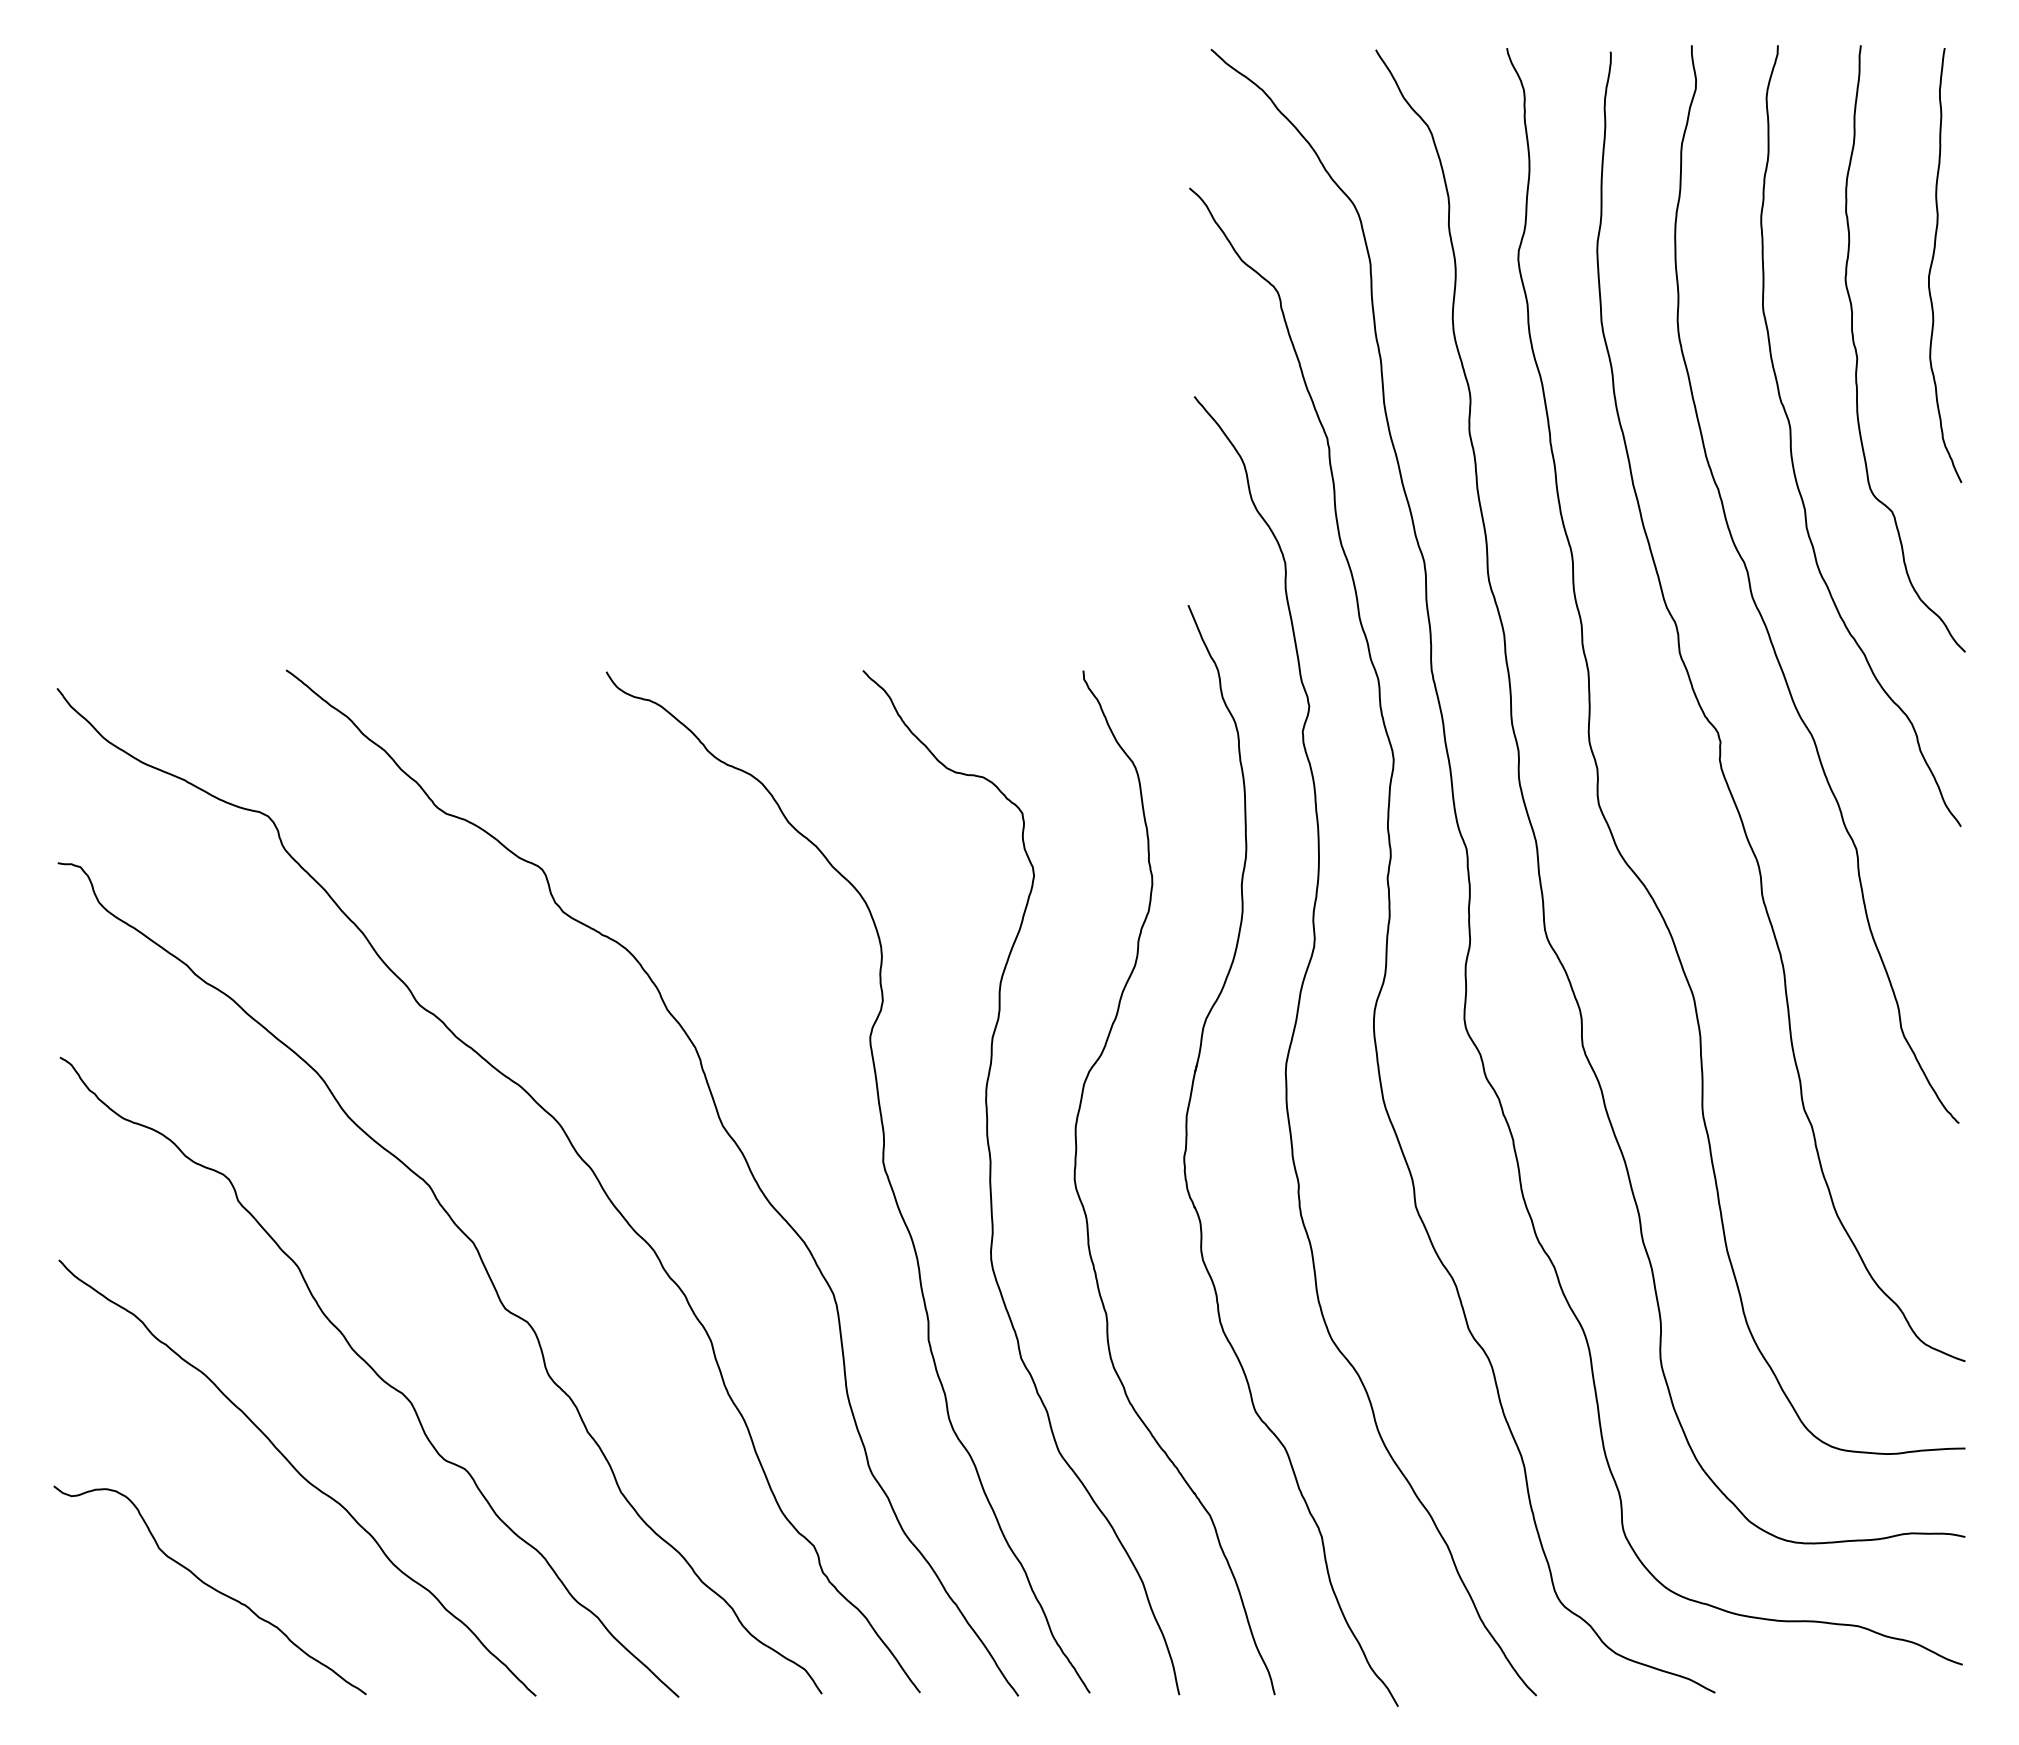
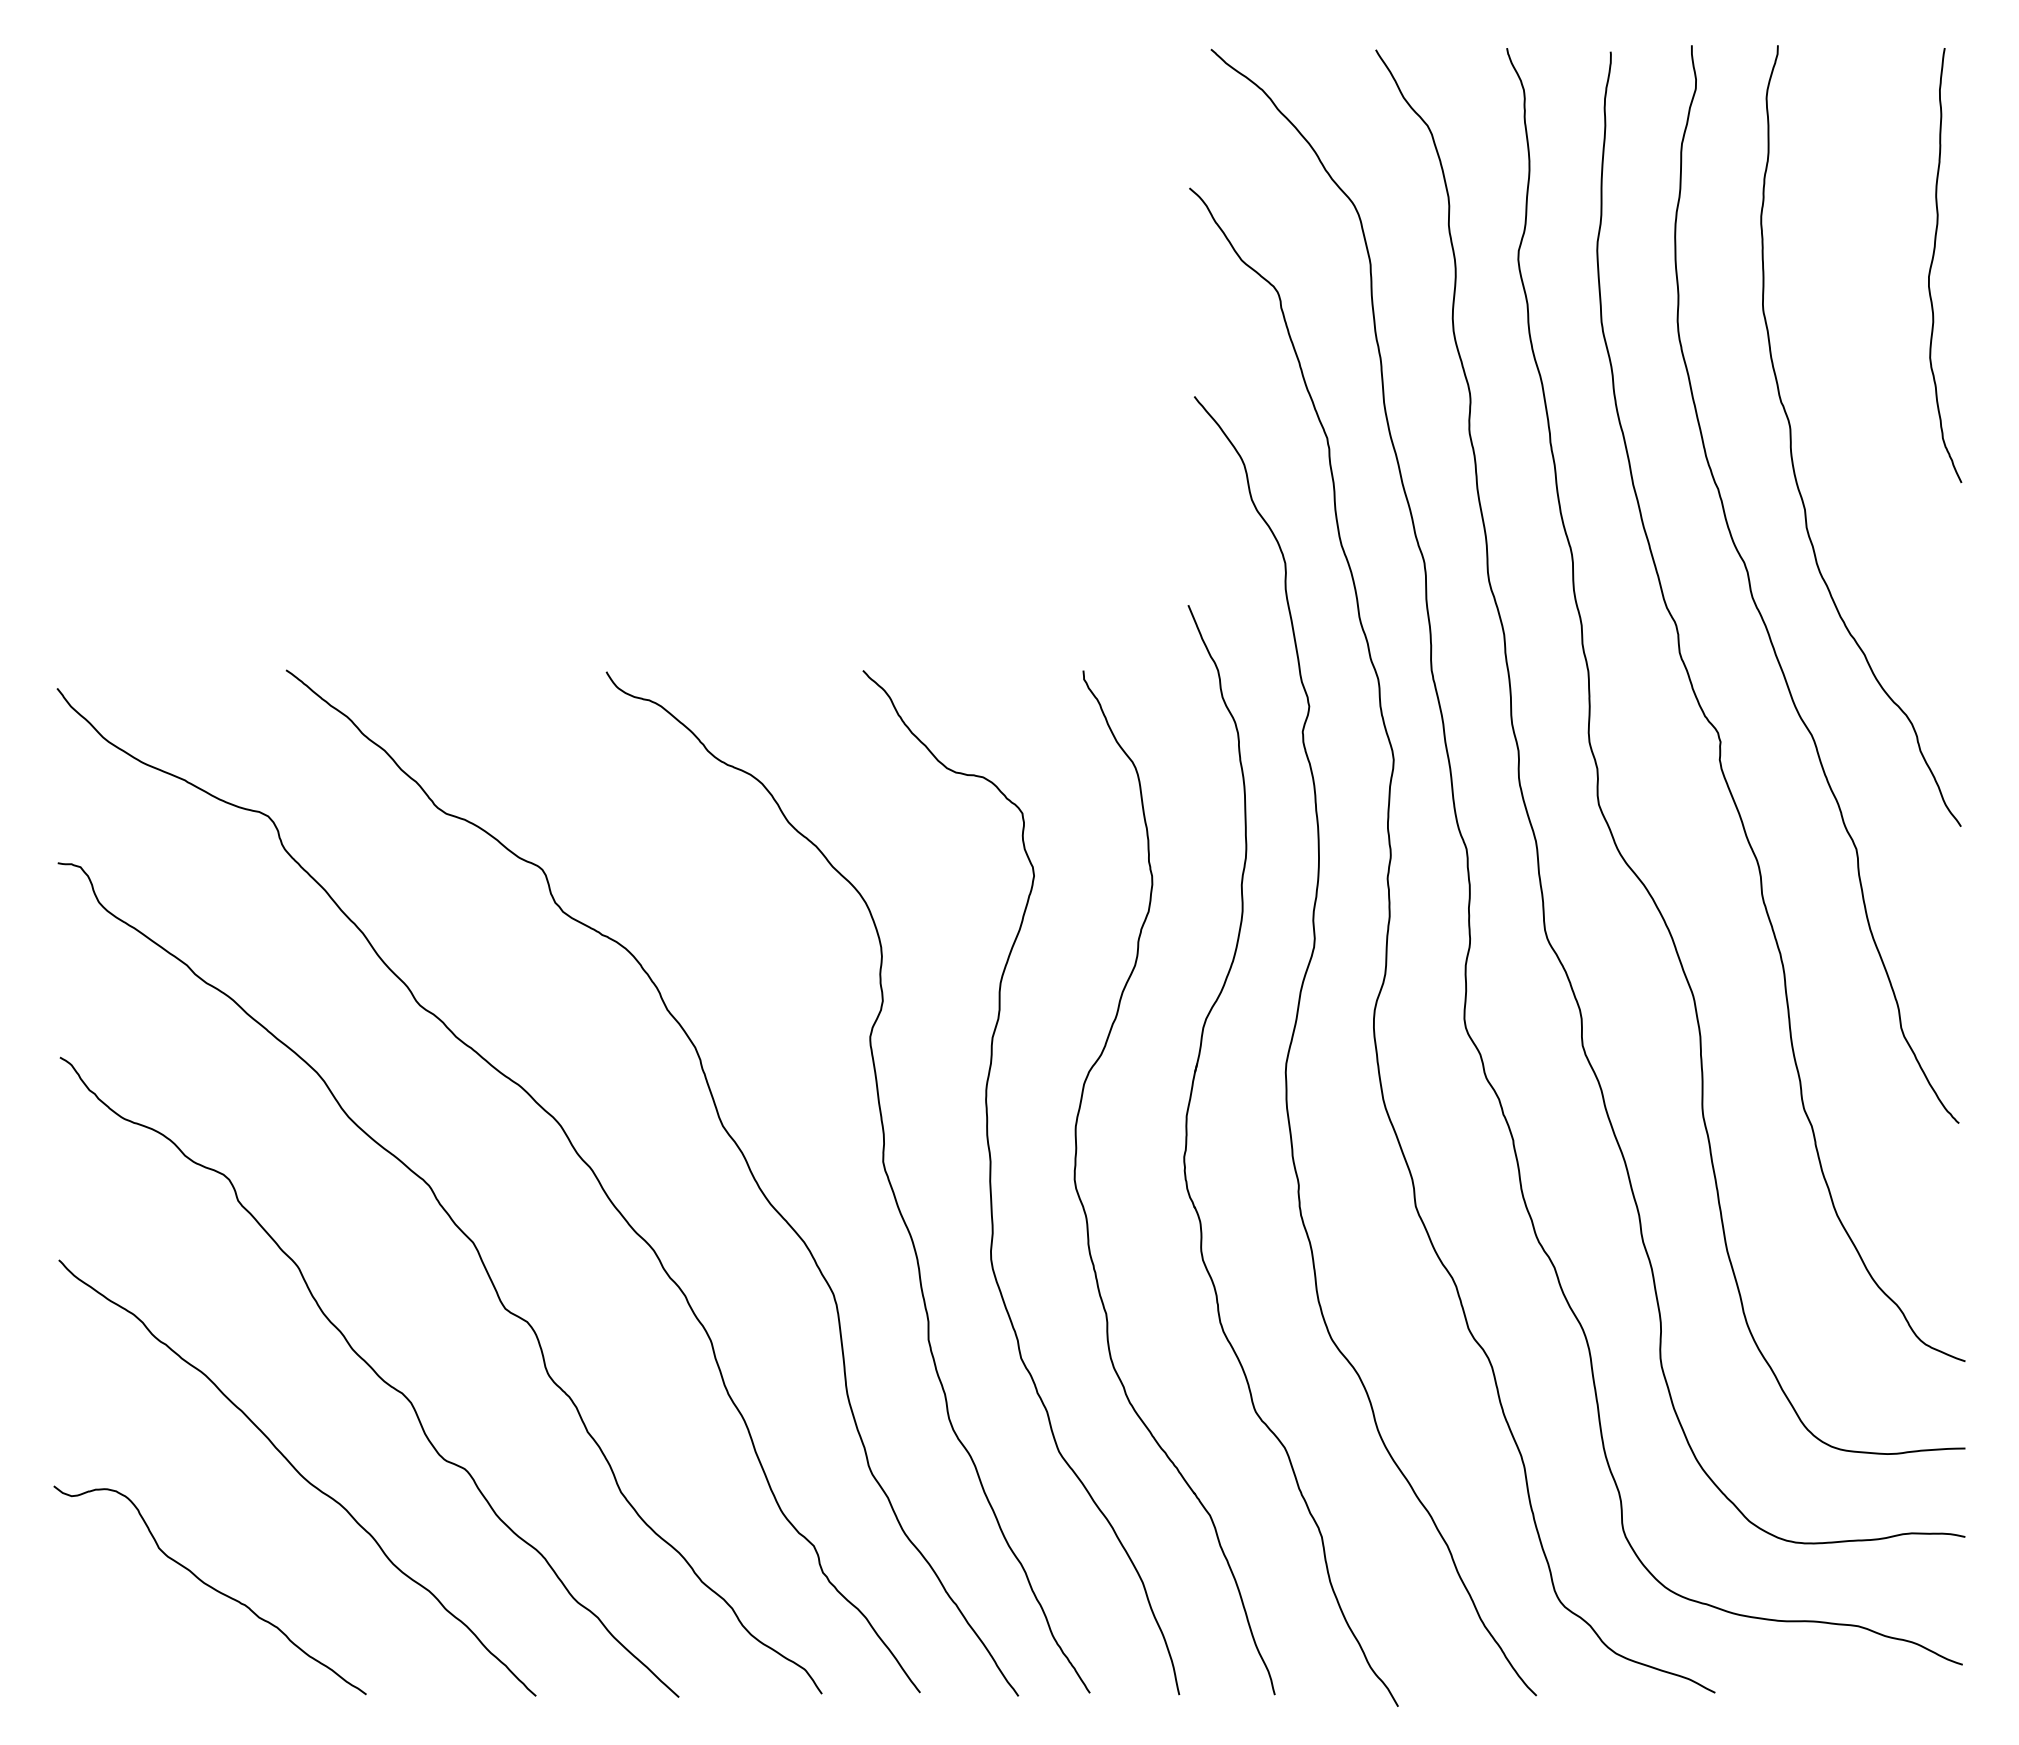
curve: present -> none (1858, 358)
